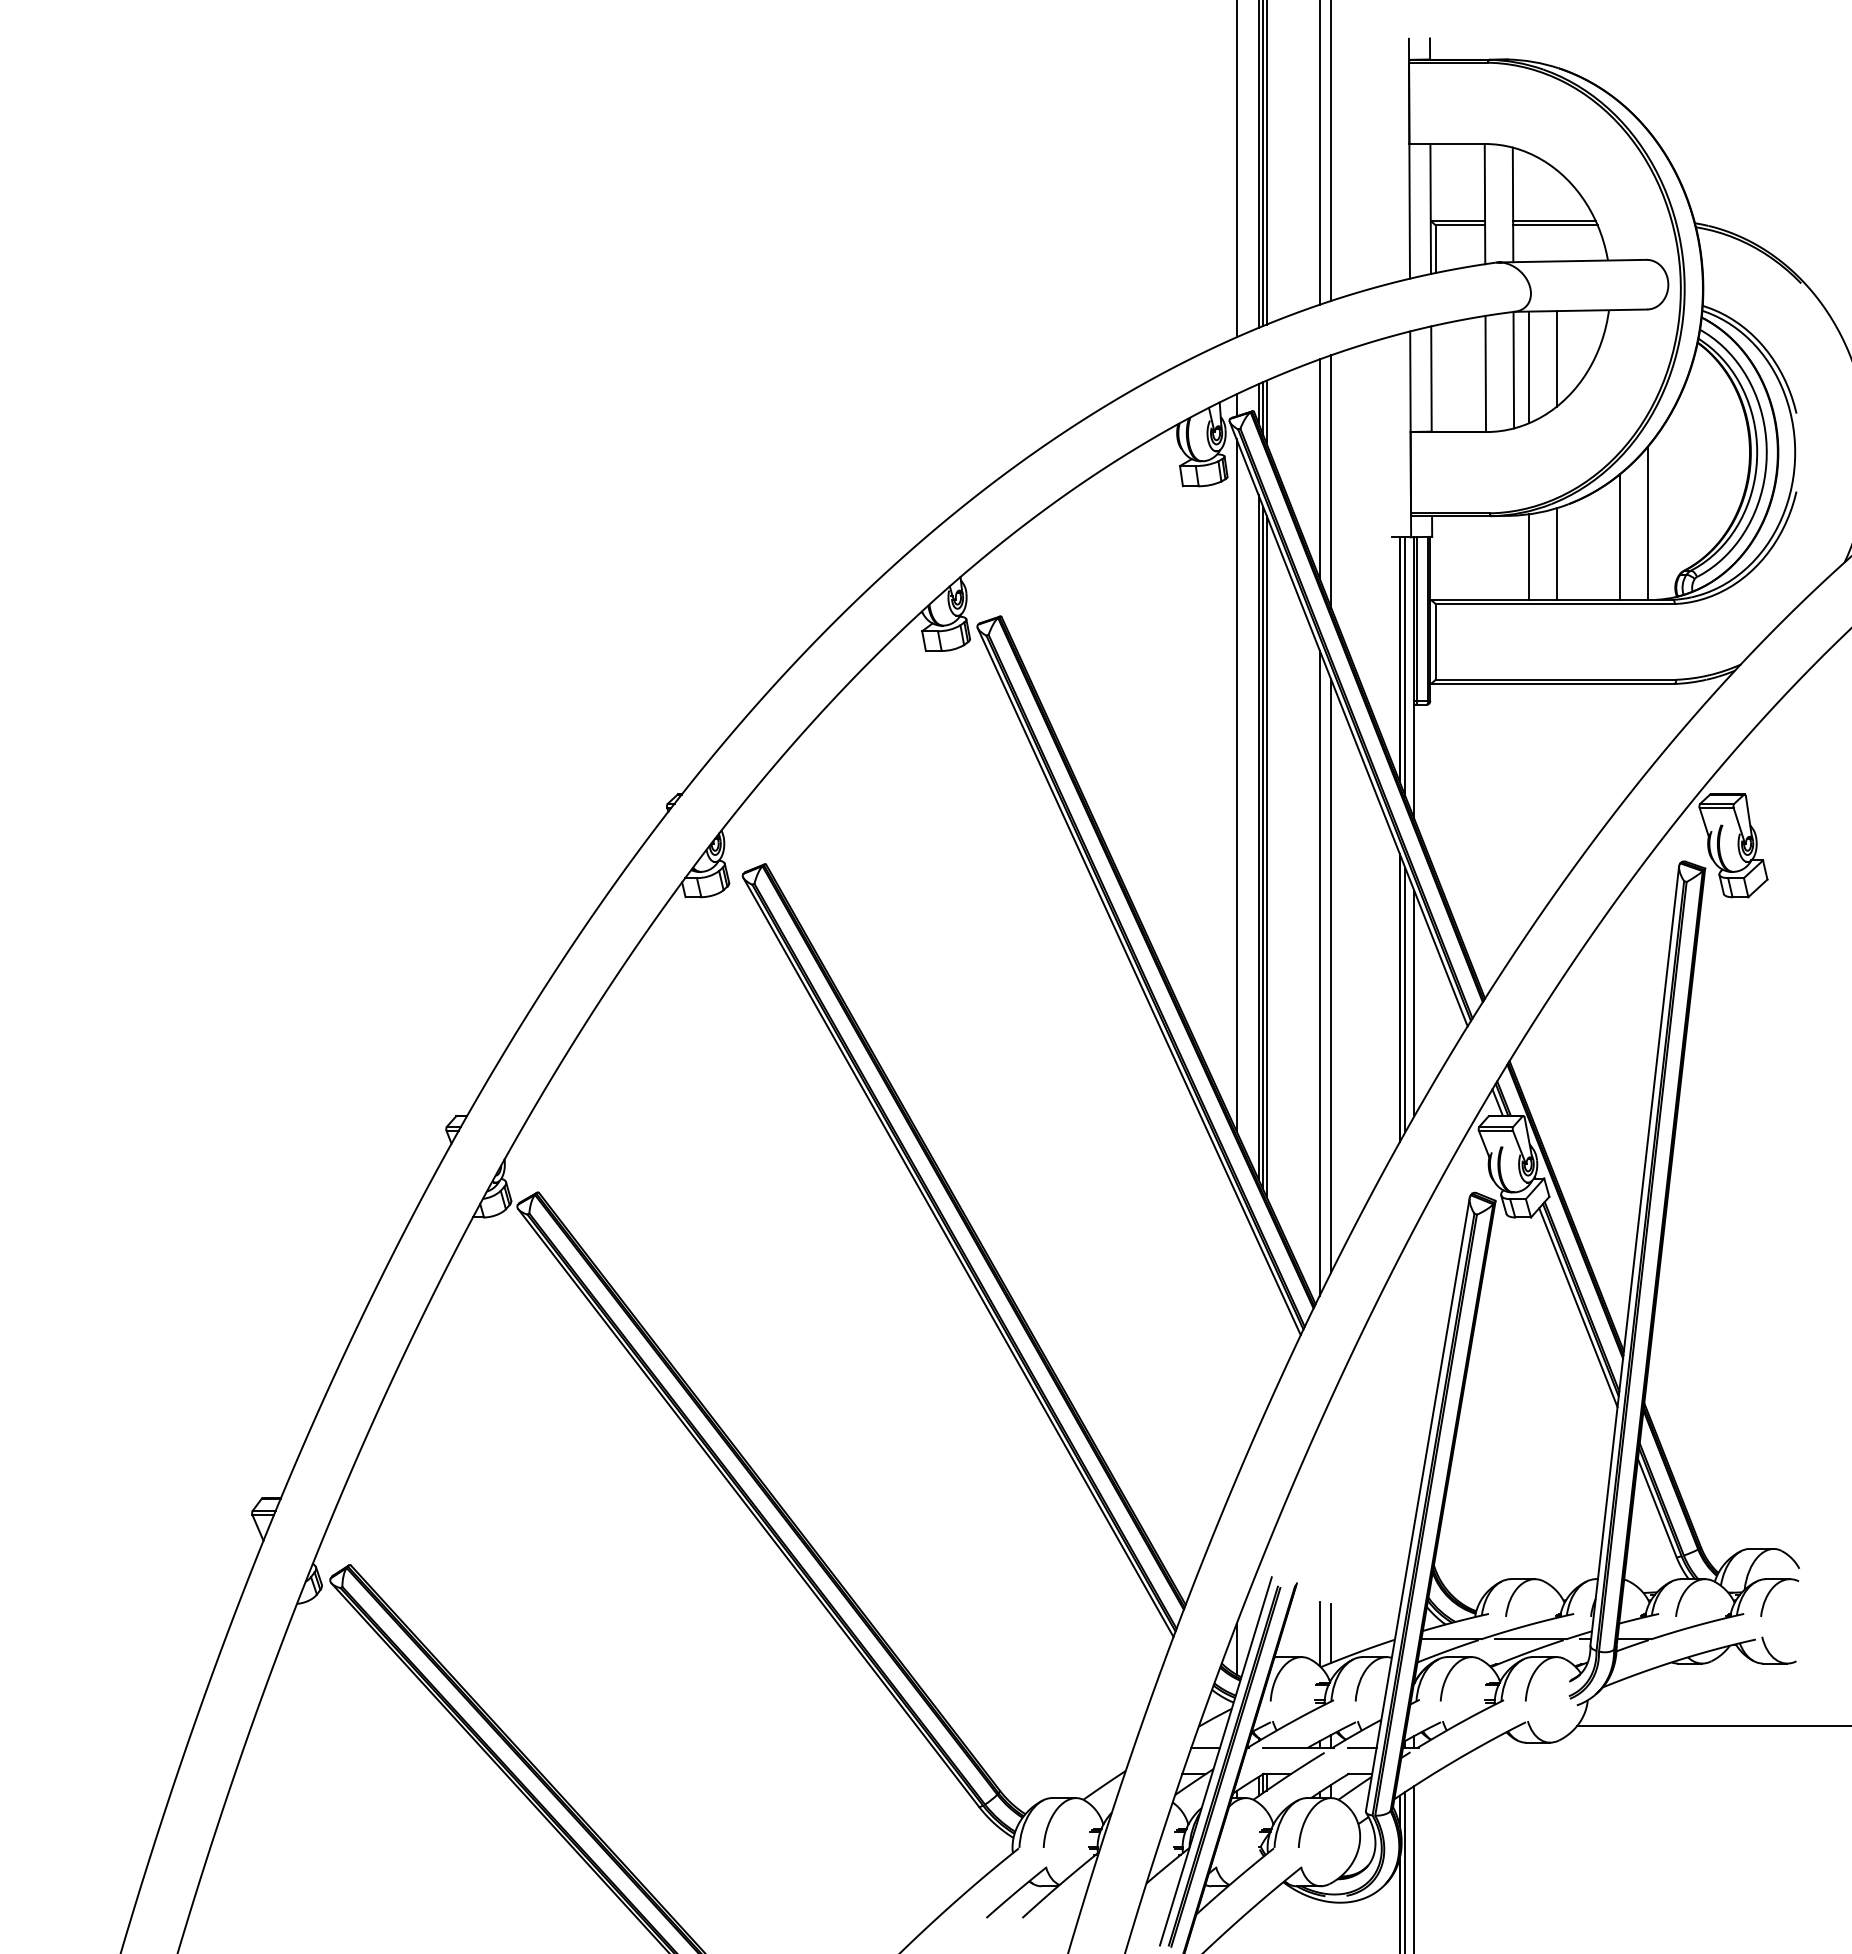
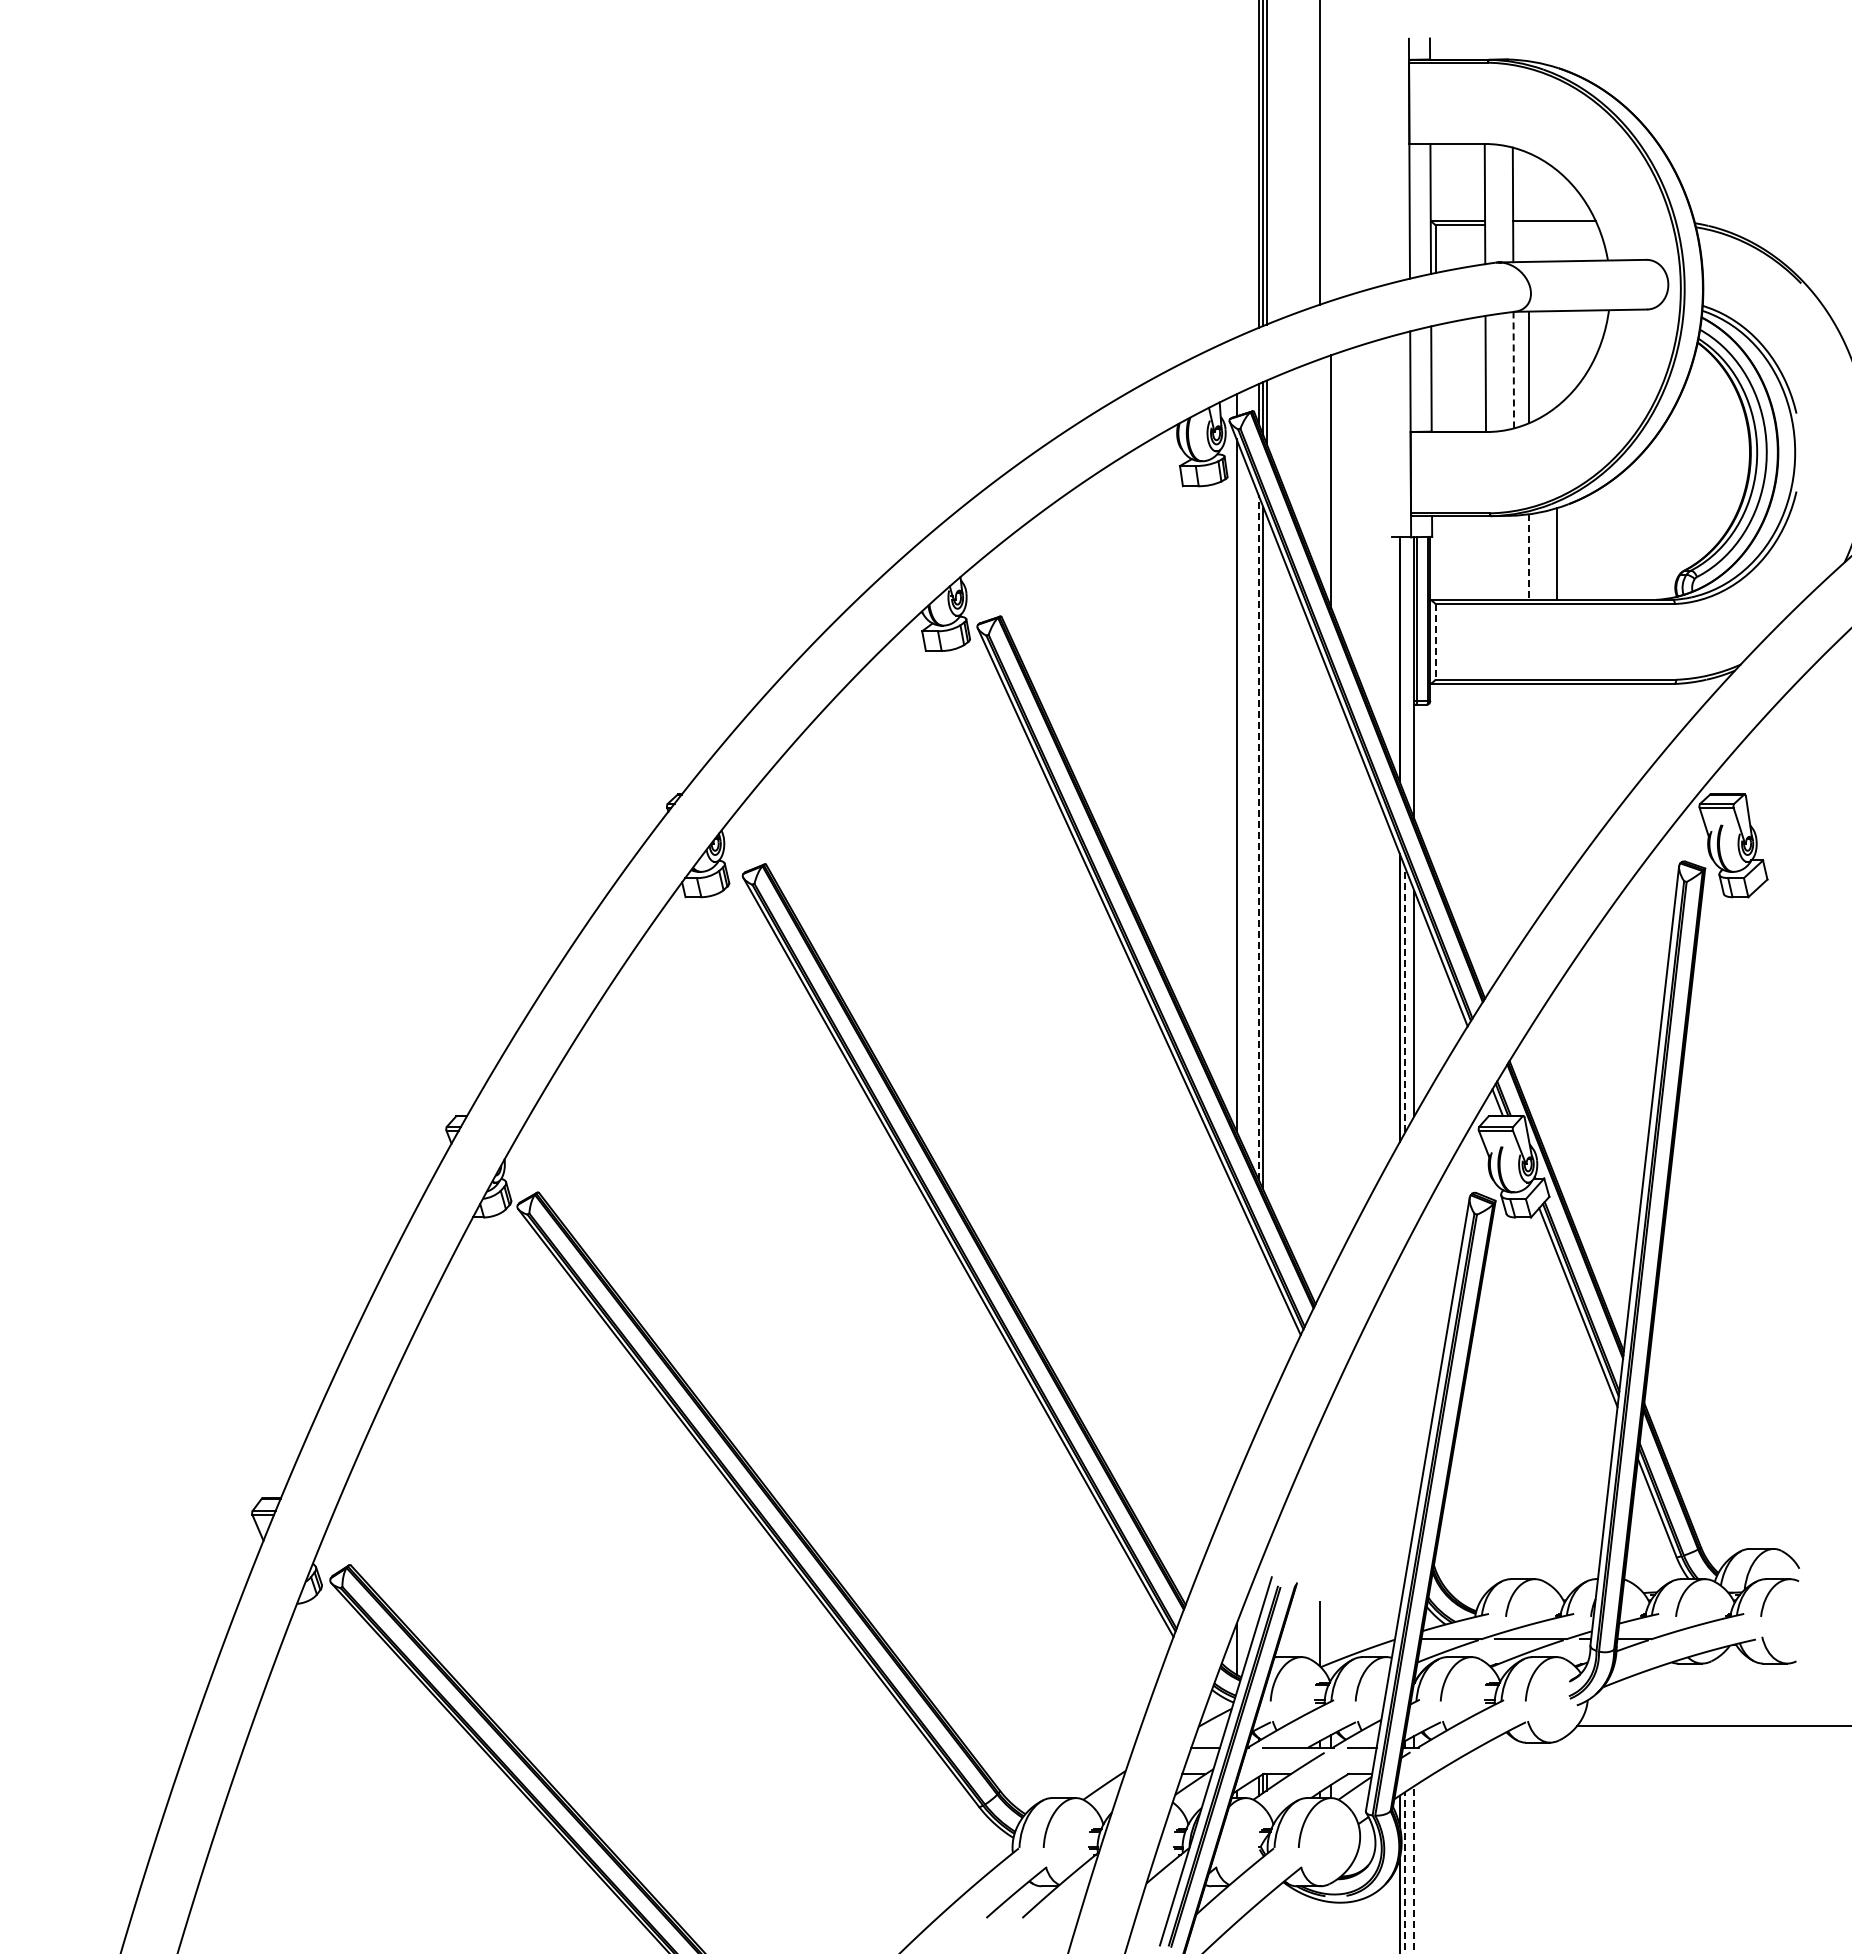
line: present -> none (1331, 151)
line: present -> none (1236, 169)
line: present -> none (1555, 225)
line: present -> none (1556, 358)
line: solid -> dashed (1513, 369)
line: present -> none (1319, 469)
line: present -> none (1648, 522)
line: present -> none (1620, 536)
line: solid -> dashed (1528, 557)
line: solid -> dashed (1435, 641)
line: present -> none (1405, 666)
line: solid -> dashed (1258, 837)
line: present -> none (1266, 855)
line: present -> none (1319, 972)
line: present -> none (1331, 975)
line: solid -> dashed (1405, 999)
line: present -> none (1331, 1633)
line: solid -> dashed (1414, 1869)
line: solid -> dashed (1405, 1872)
